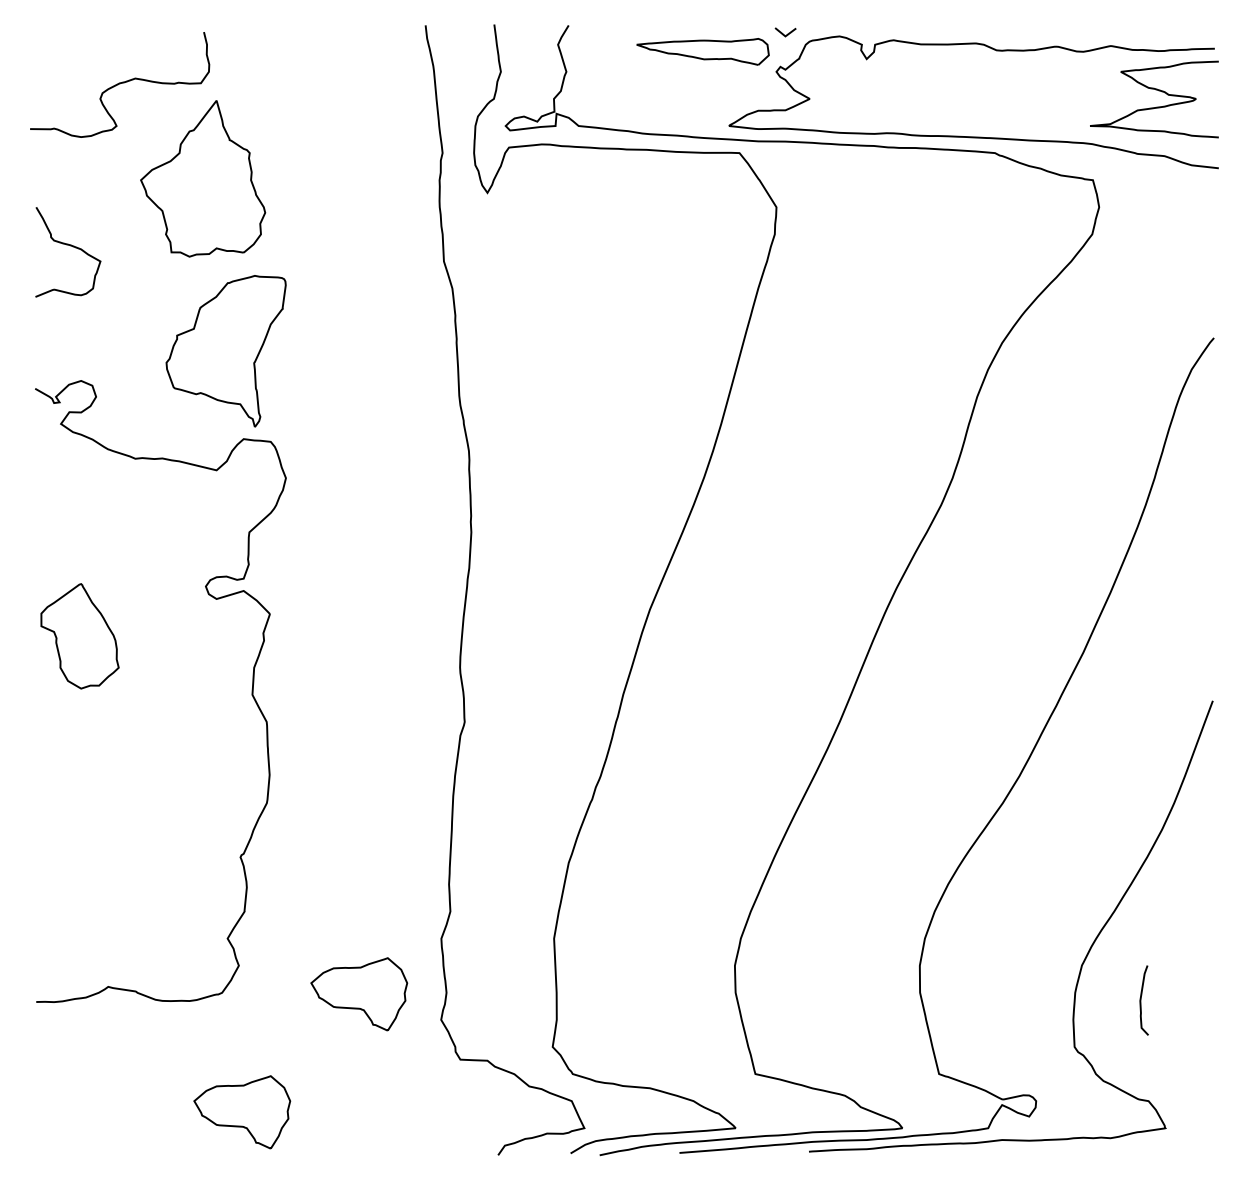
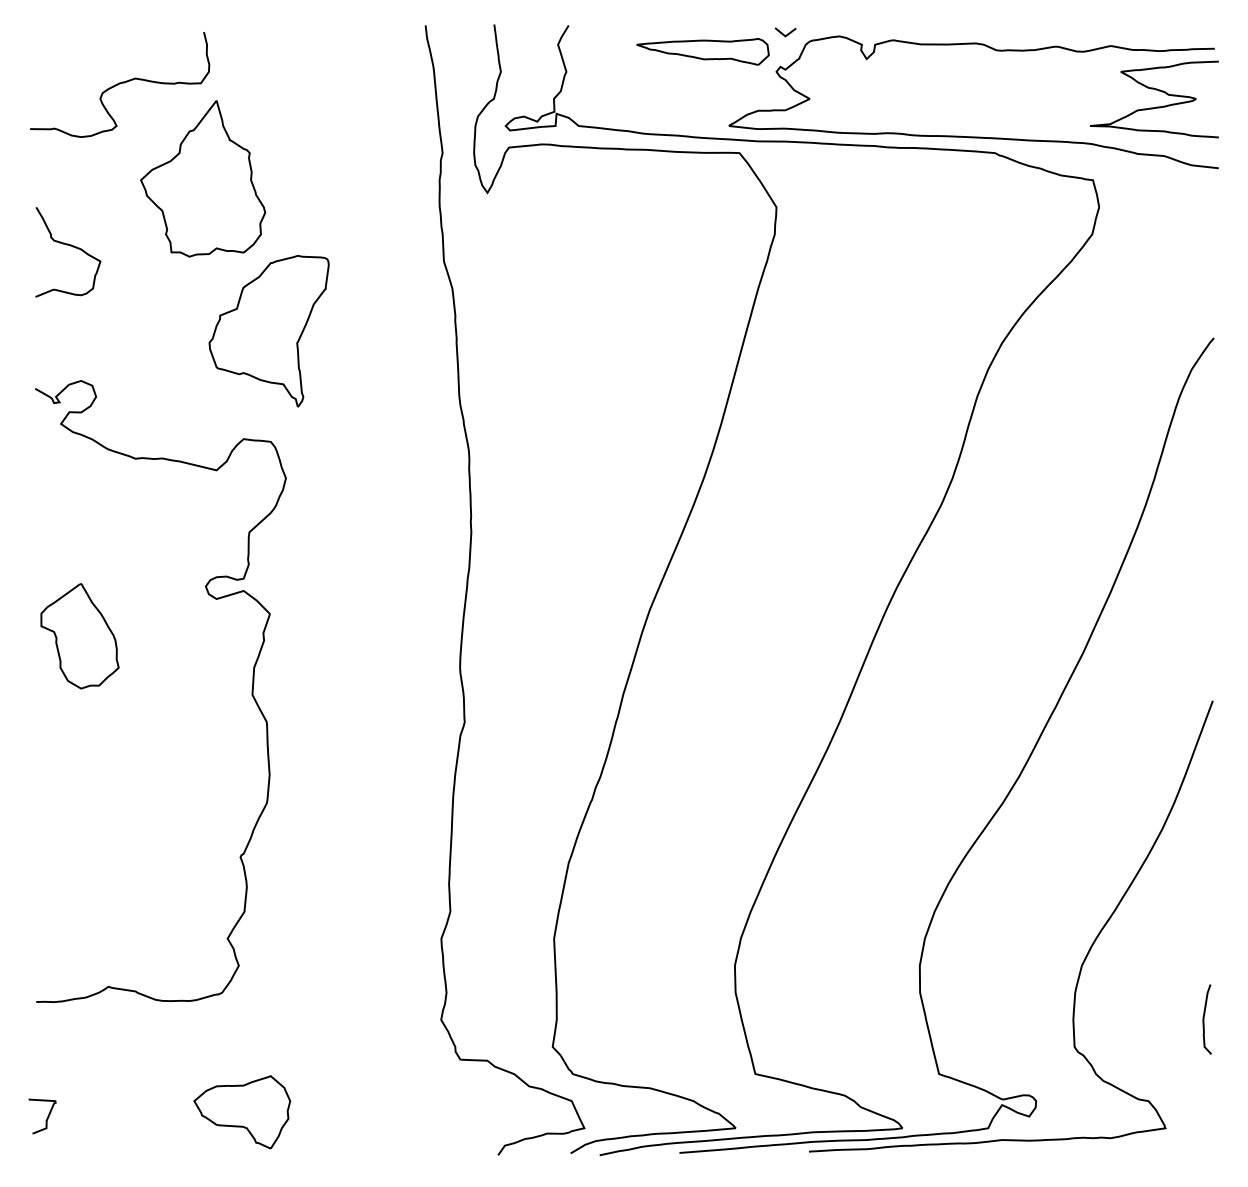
part position: (225, 351) -> (268, 331) (268, 331)
part: present -> none (359, 994)
curve position: (1141, 1000) -> (1204, 1019) (1204, 1019)
curve: none -> present (46, 1118)
